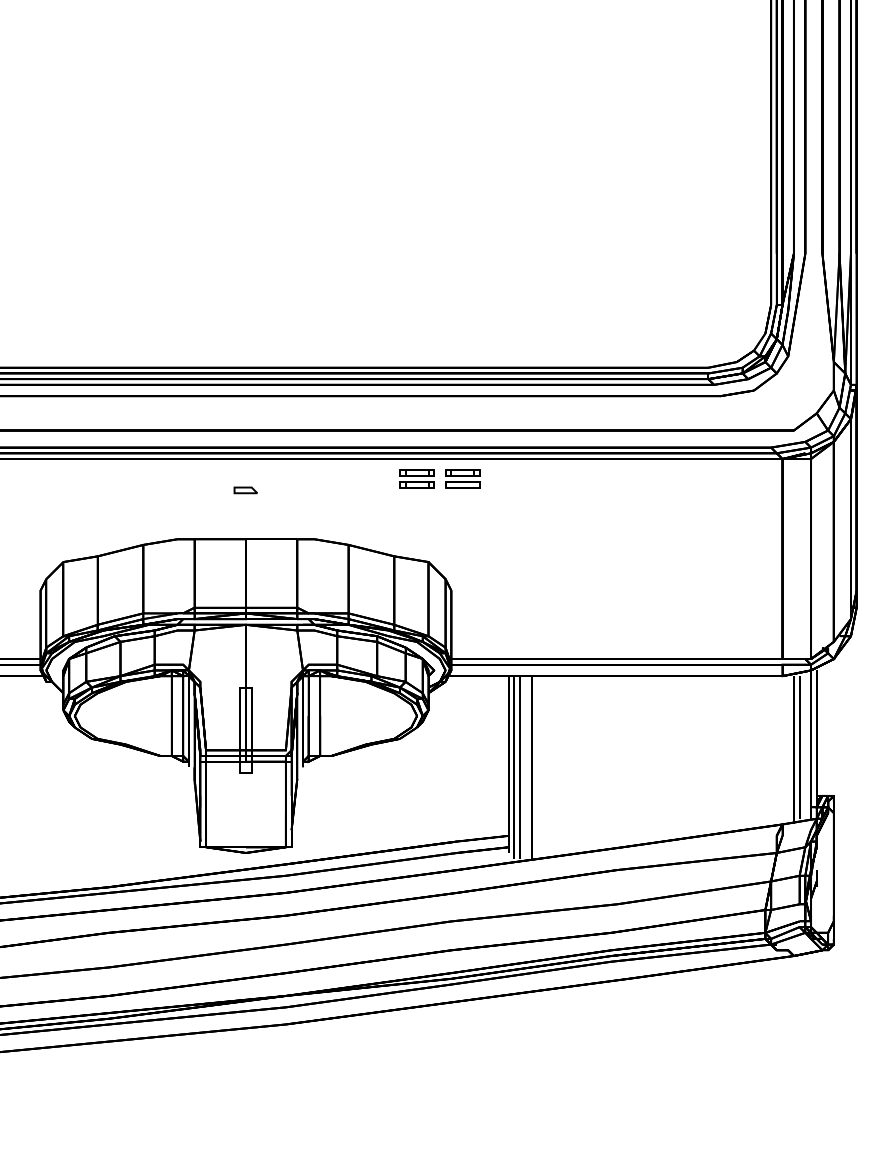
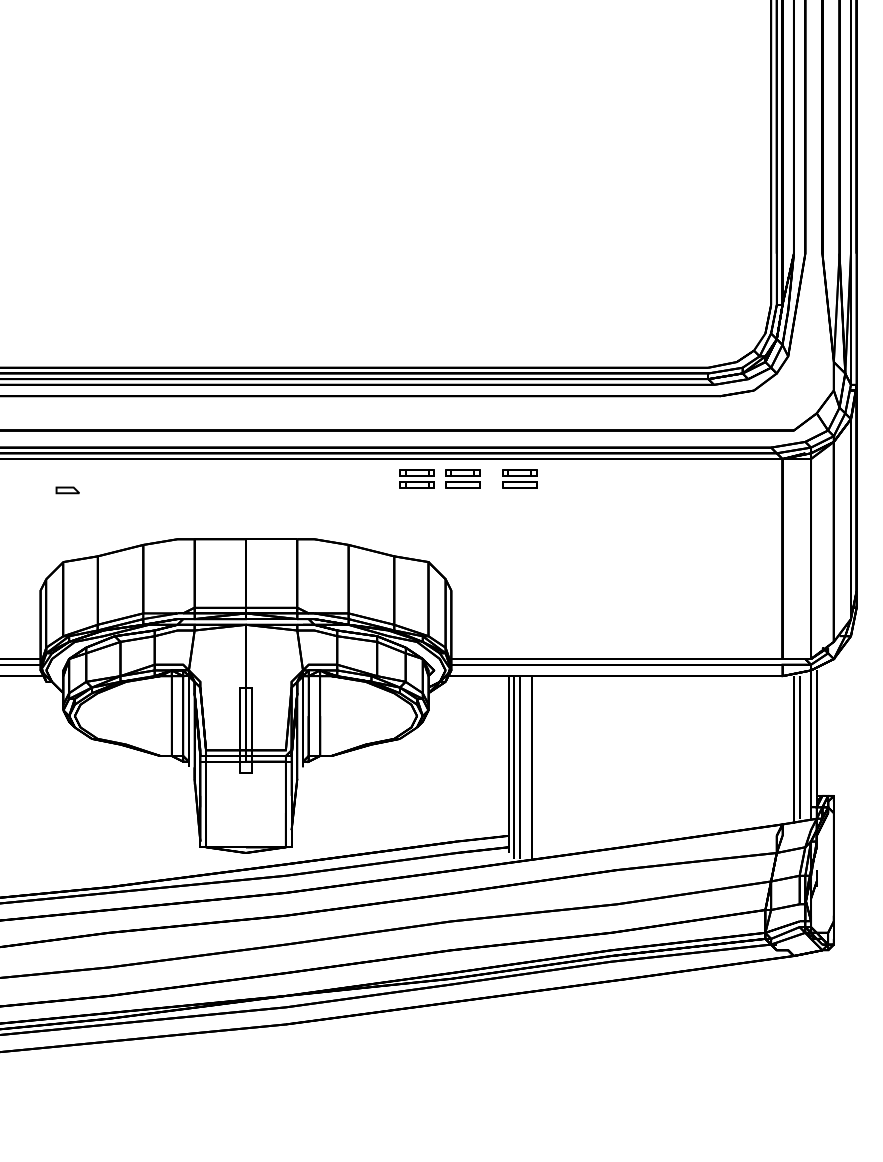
part: none -> present (519, 478)
part position: (245, 490) -> (67, 490) (67, 490)
